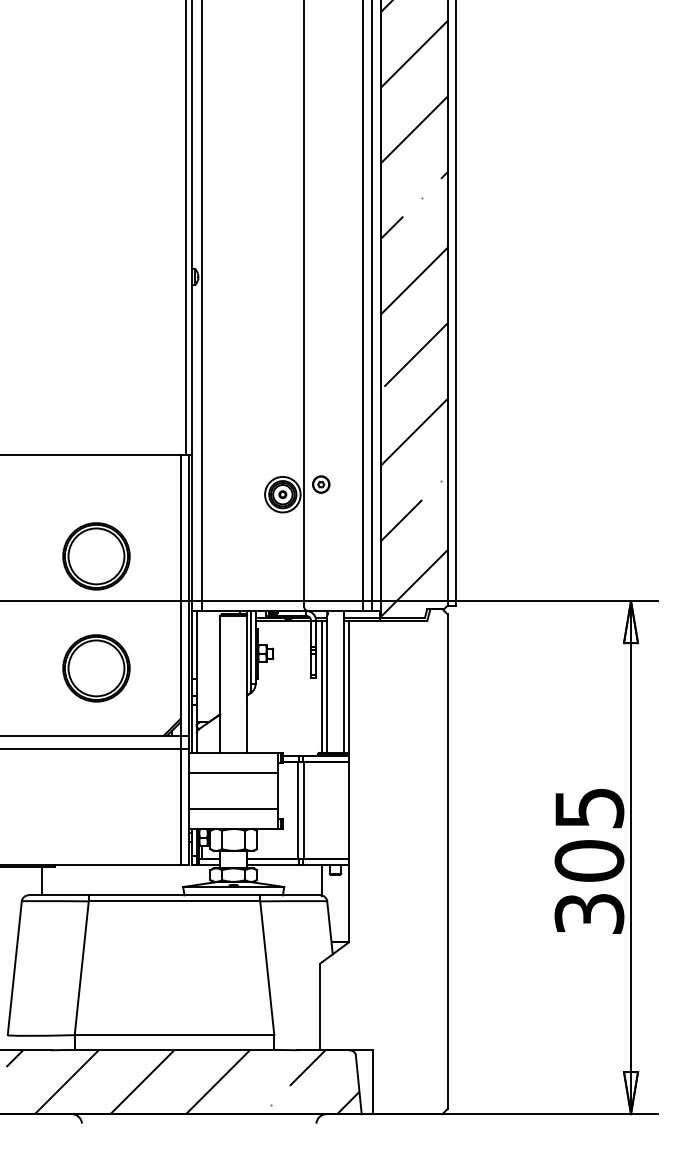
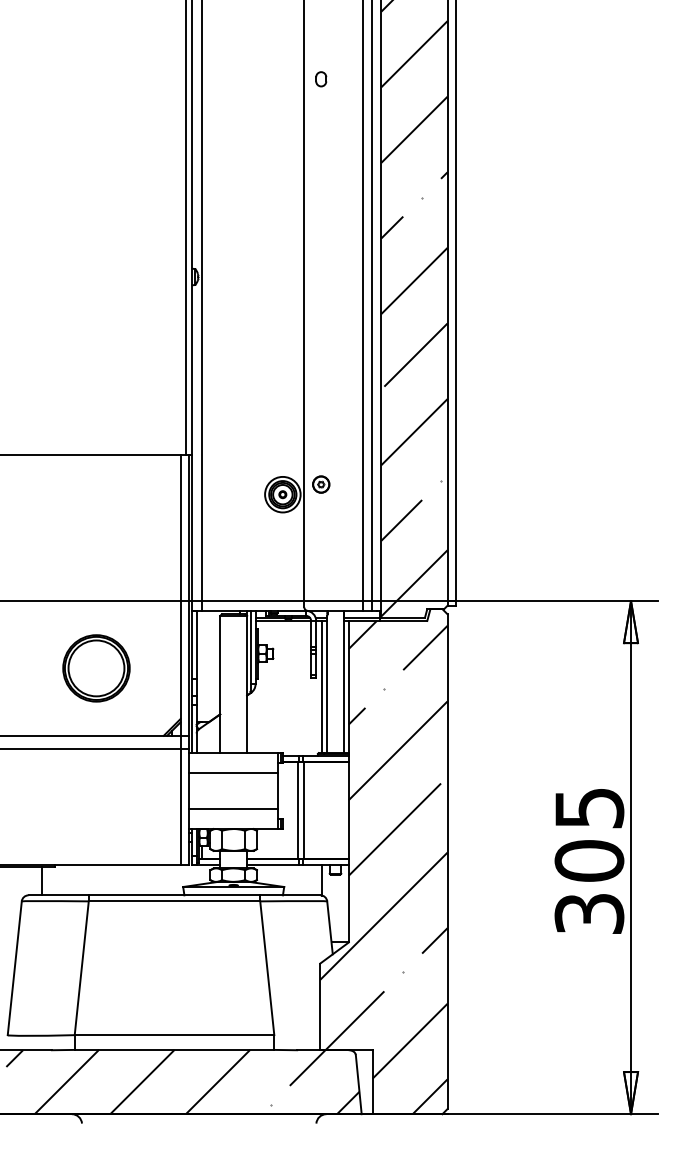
part: none -> present (321, 79)
part: present -> none (96, 556)
hatch: none -> present (383, 867)
